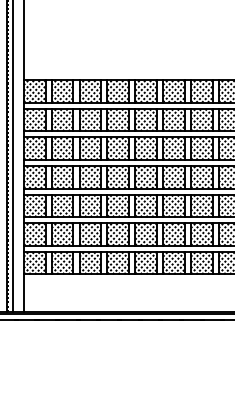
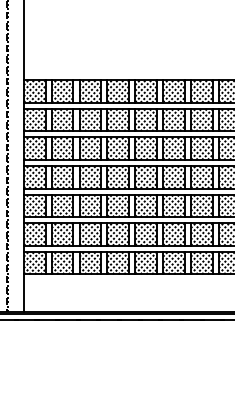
line: solid -> dashed (6, 155)
line: present -> none (12, 156)
